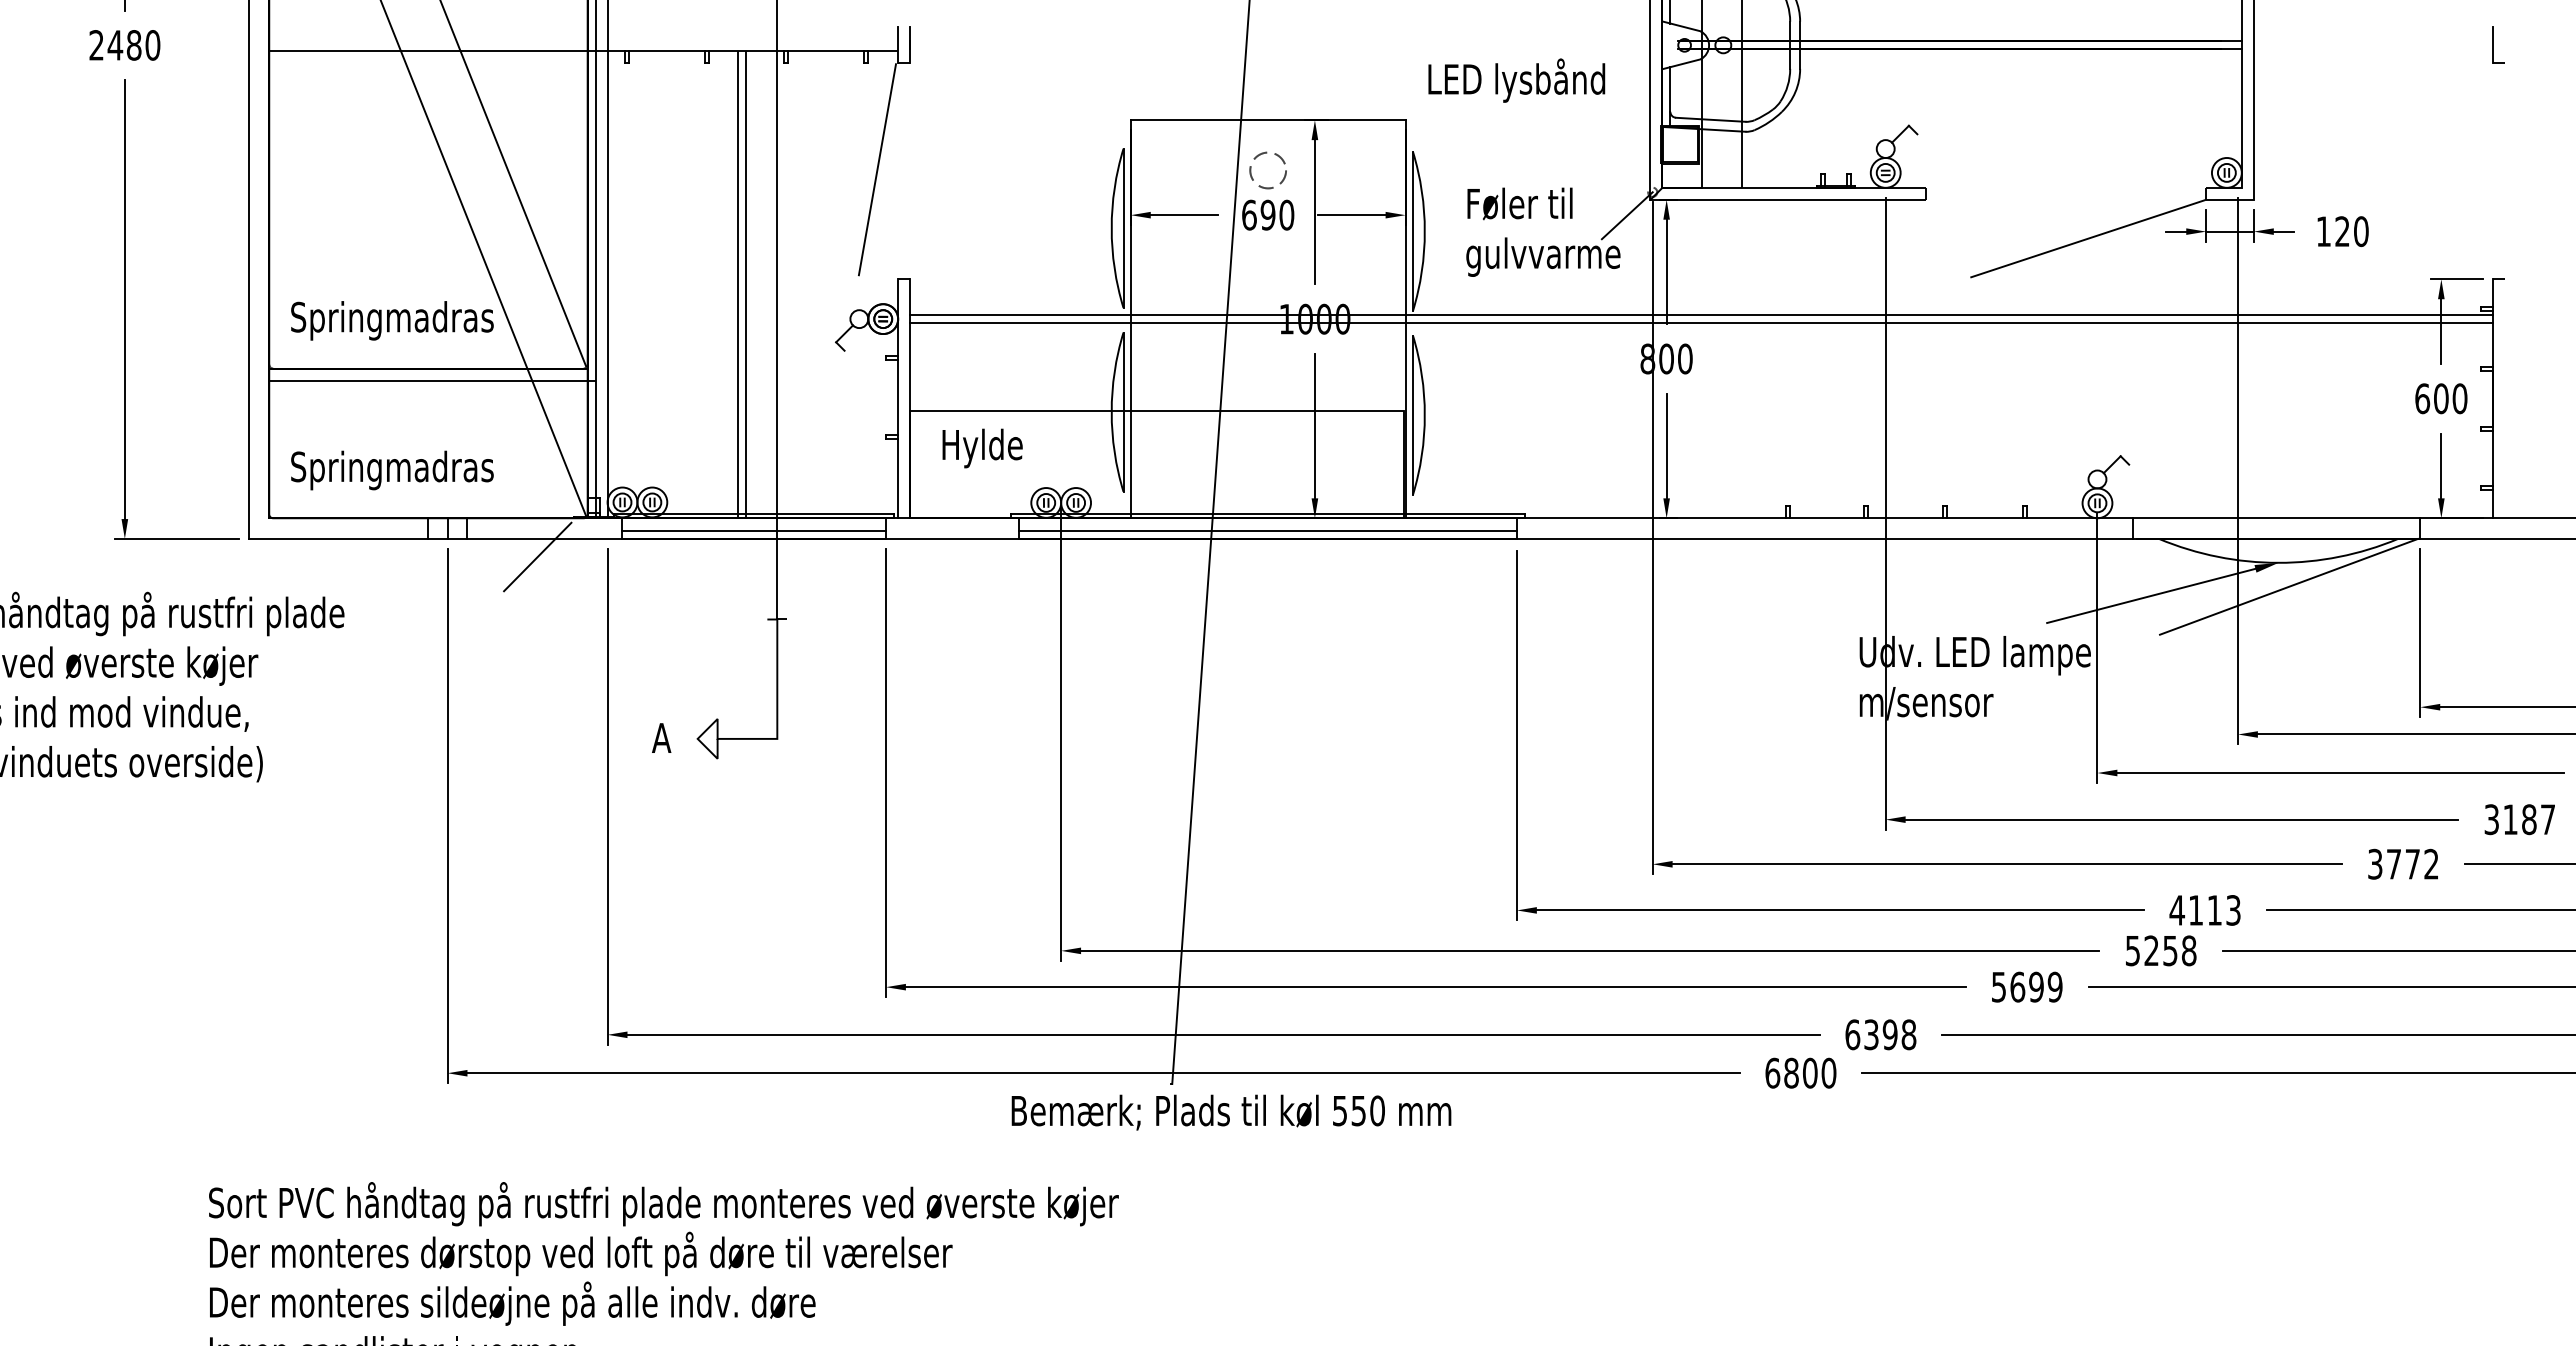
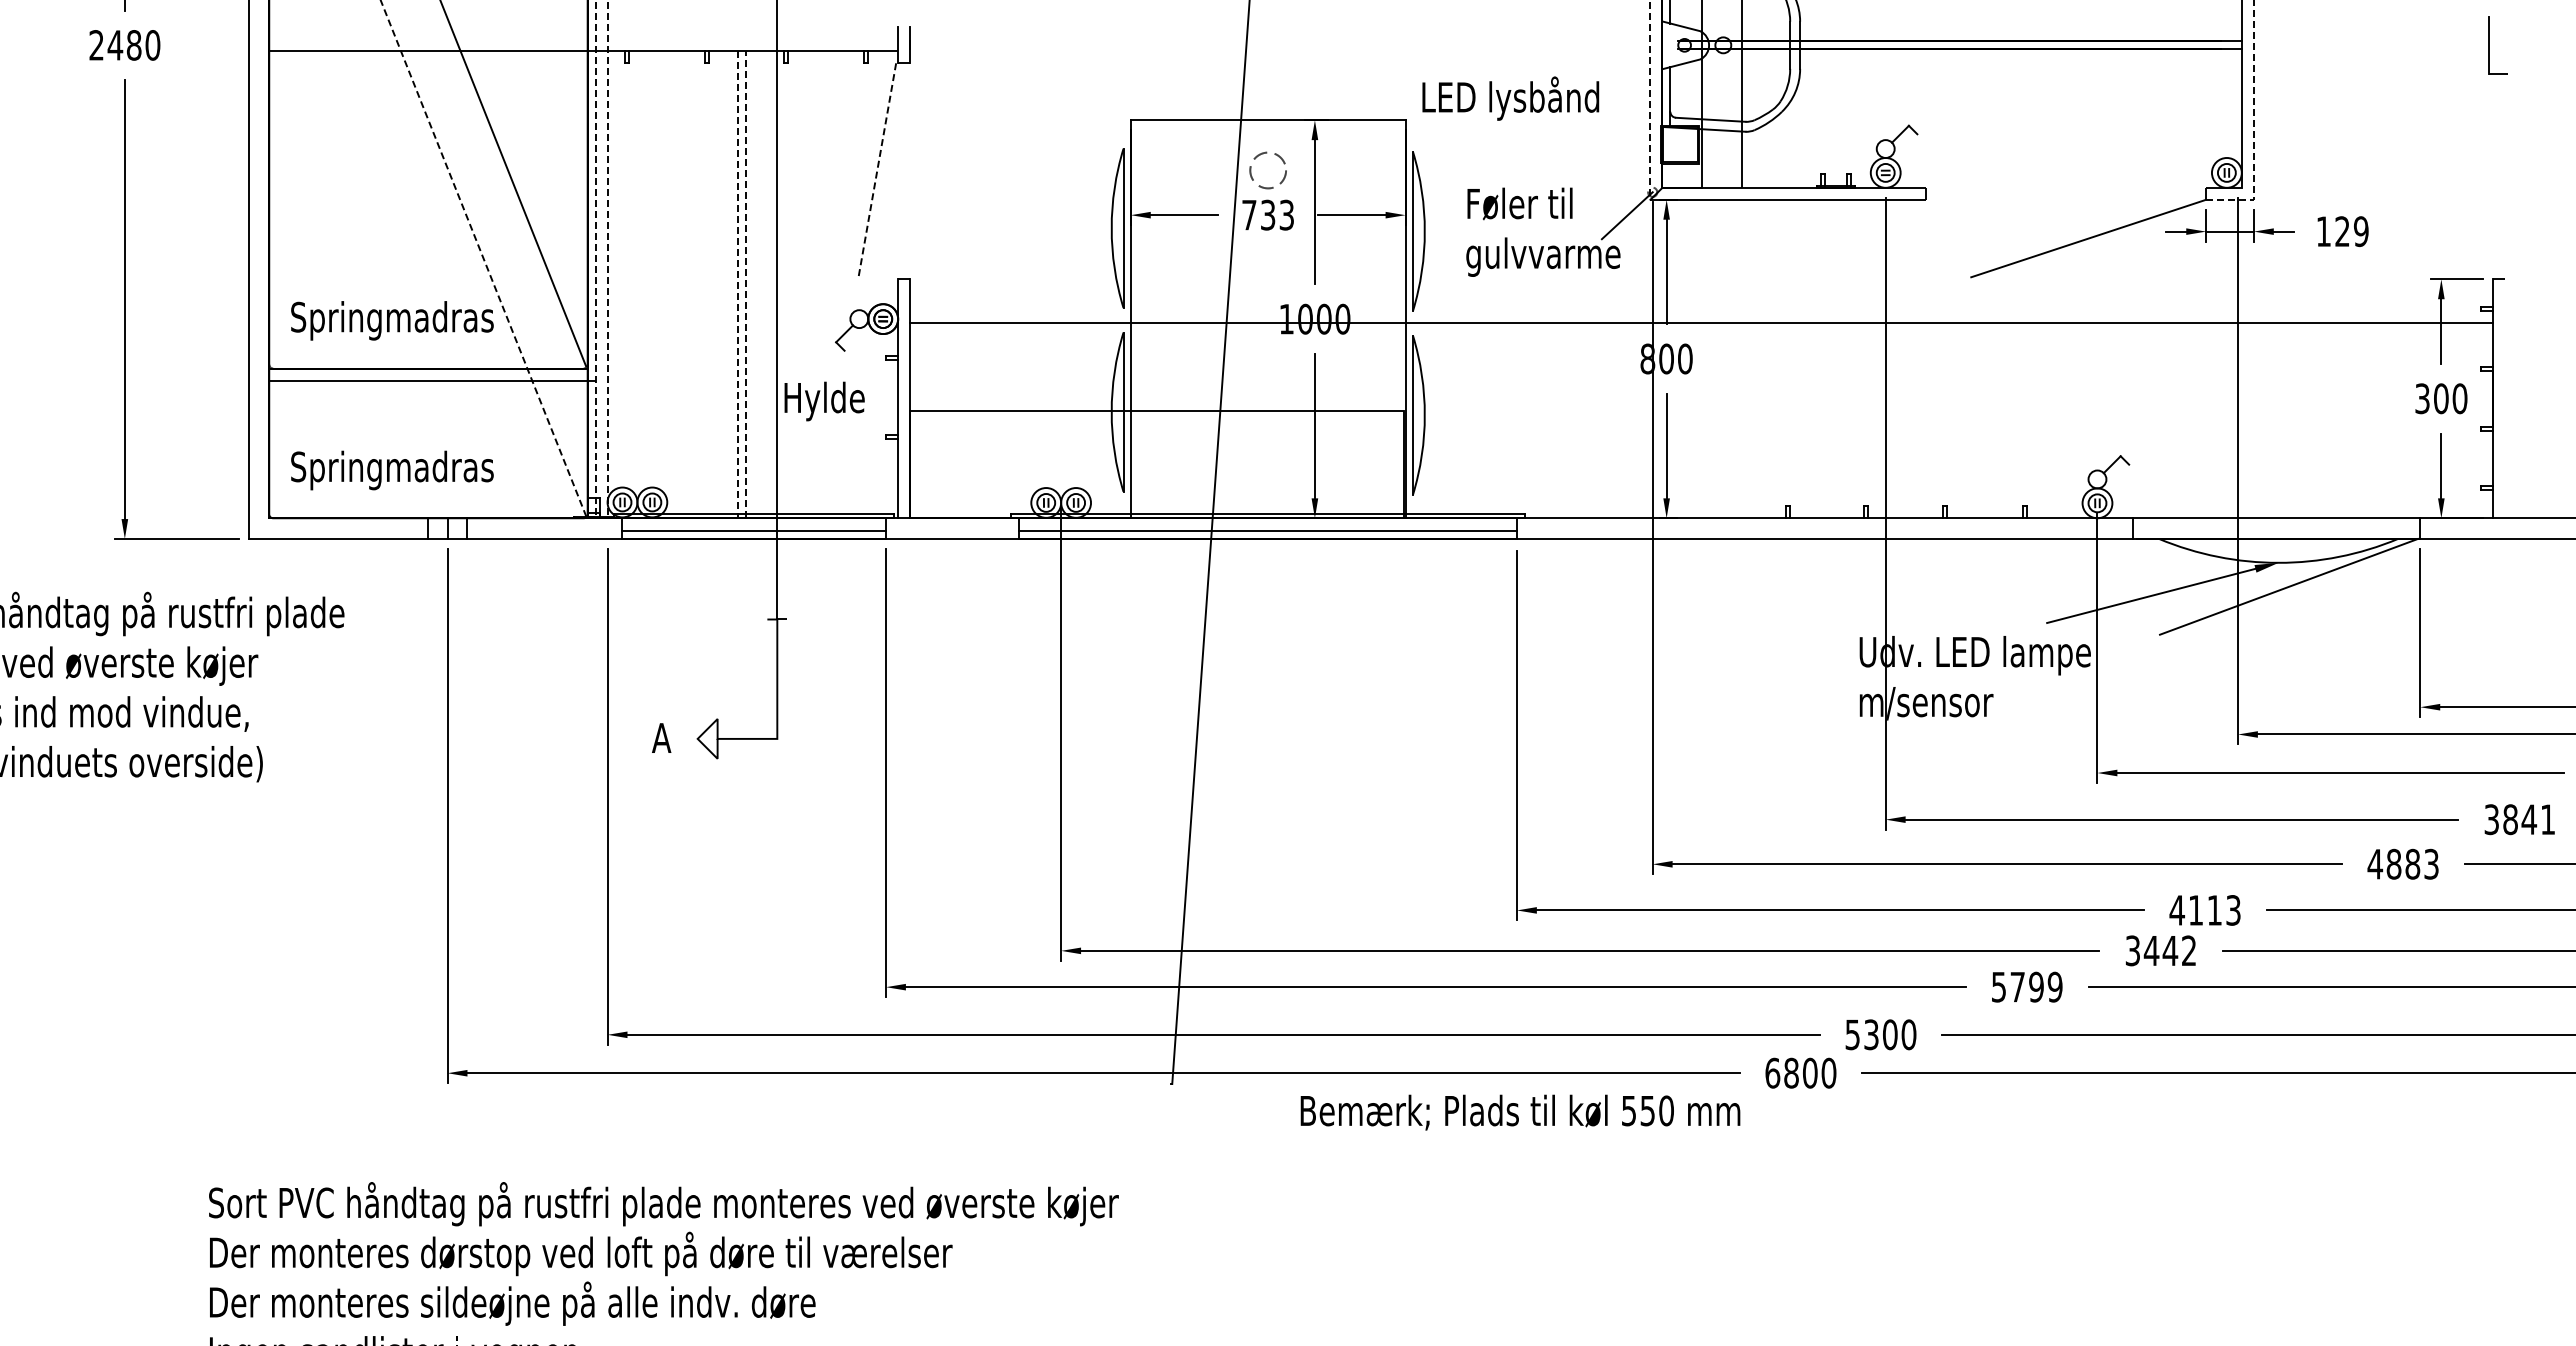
part size: 13x38 px -> 20x59 px (2497, 45)
text position: (1516, 80) -> (1510, 98) (1510, 98)
line: solid -> dashed (1650, 100)
line: solid -> dashed (2253, 123)
line: solid -> dashed (877, 170)
text: 690 -> 733 (1268, 214)
text: 120 -> 129 (2360, 231)
line: solid -> dashed (483, 258)
line: solid -> dashed (595, 259)
line: solid -> dashed (607, 259)
line: solid -> dashed (745, 284)
line: solid -> dashed (737, 285)
line: present -> none (1701, 315)
text: 600 -> 300 (2422, 398)
text position: (982, 448) -> (824, 401) (824, 401)
line: present -> none (537, 556)
text: 3187 -> 3841 (2528, 819)
text: 3772 -> 4883 (2402, 863)
text: 5258 -> 3442 (2161, 950)
text: 5699 -> 5799 (2017, 986)
text: 6398 -> 5300 (1880, 1034)
text position: (1231, 1112) -> (1520, 1112) (1520, 1112)
